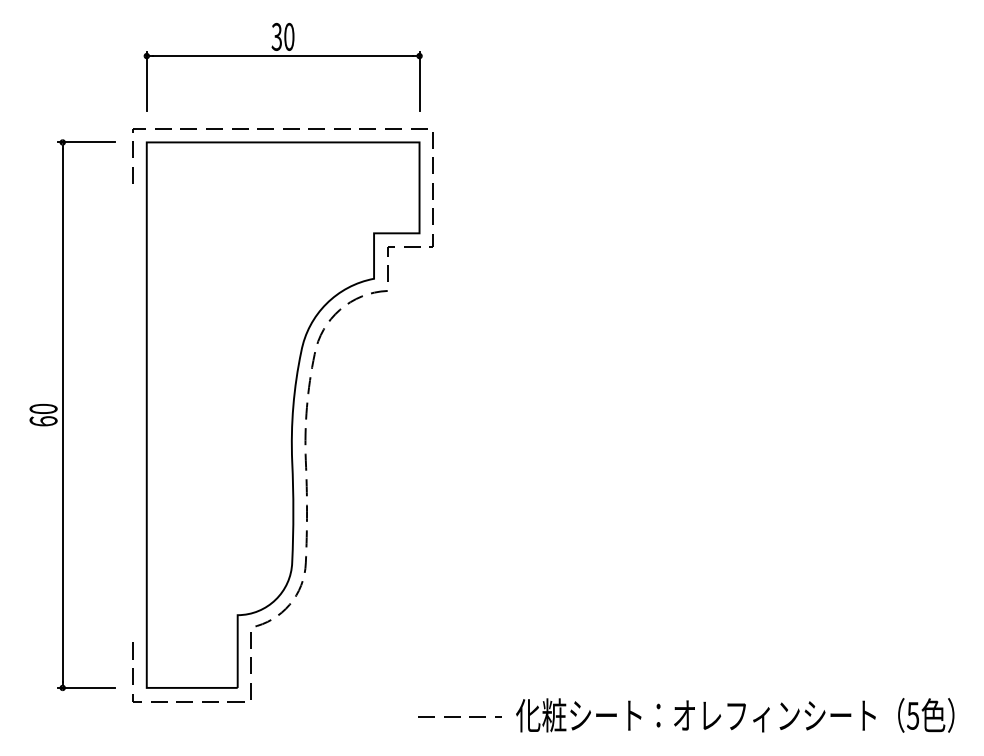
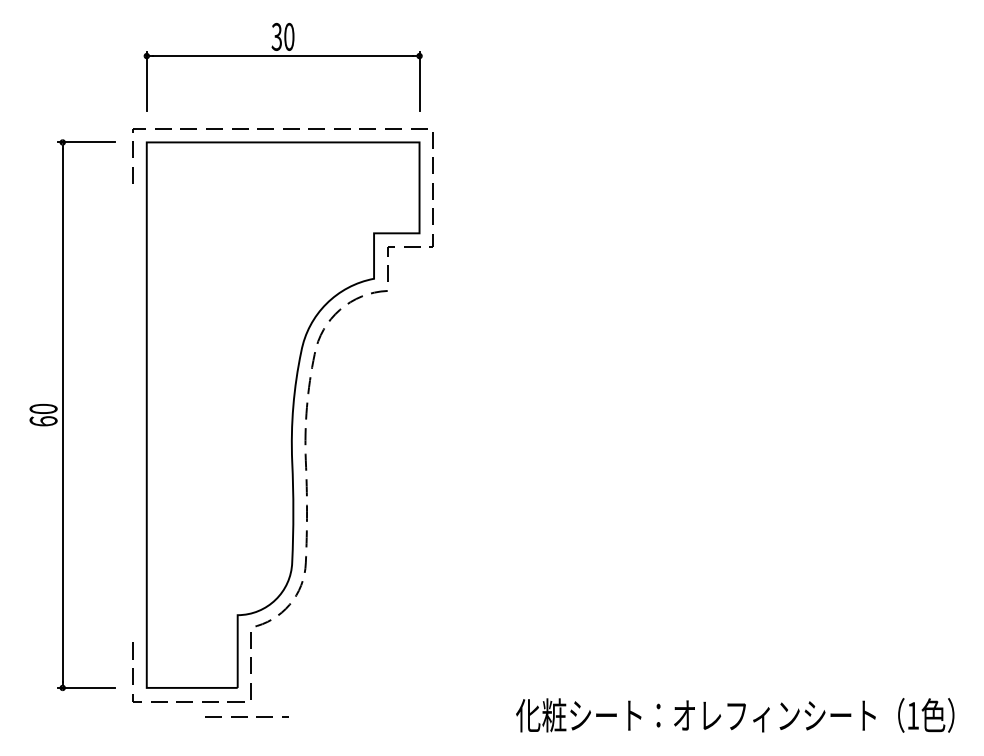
text: 5 -> 1 (912, 715)
line position: (459, 716) -> (246, 716) (246, 716)
